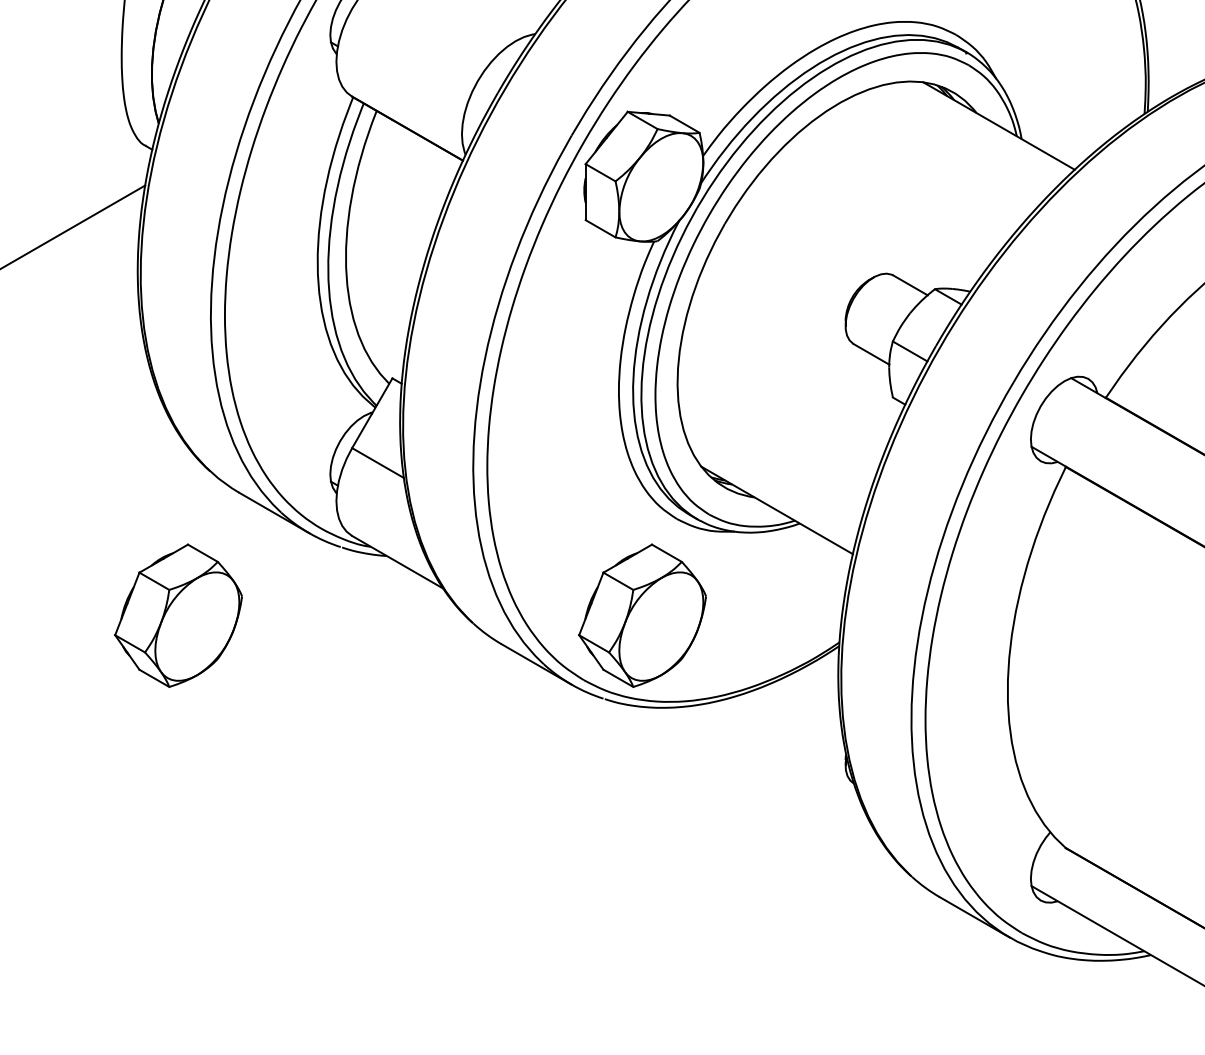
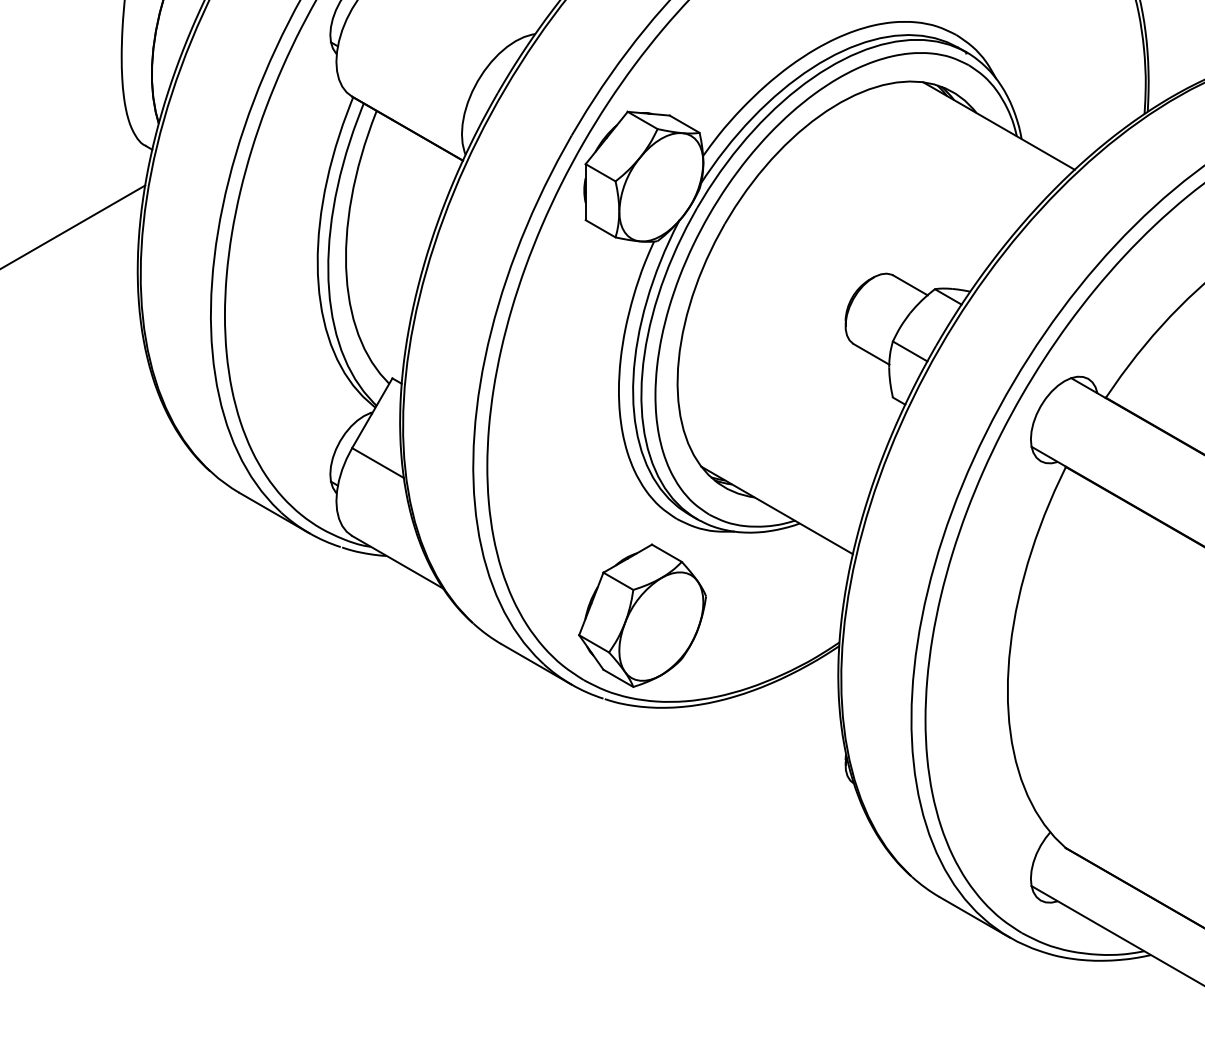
part: present -> none (178, 615)
